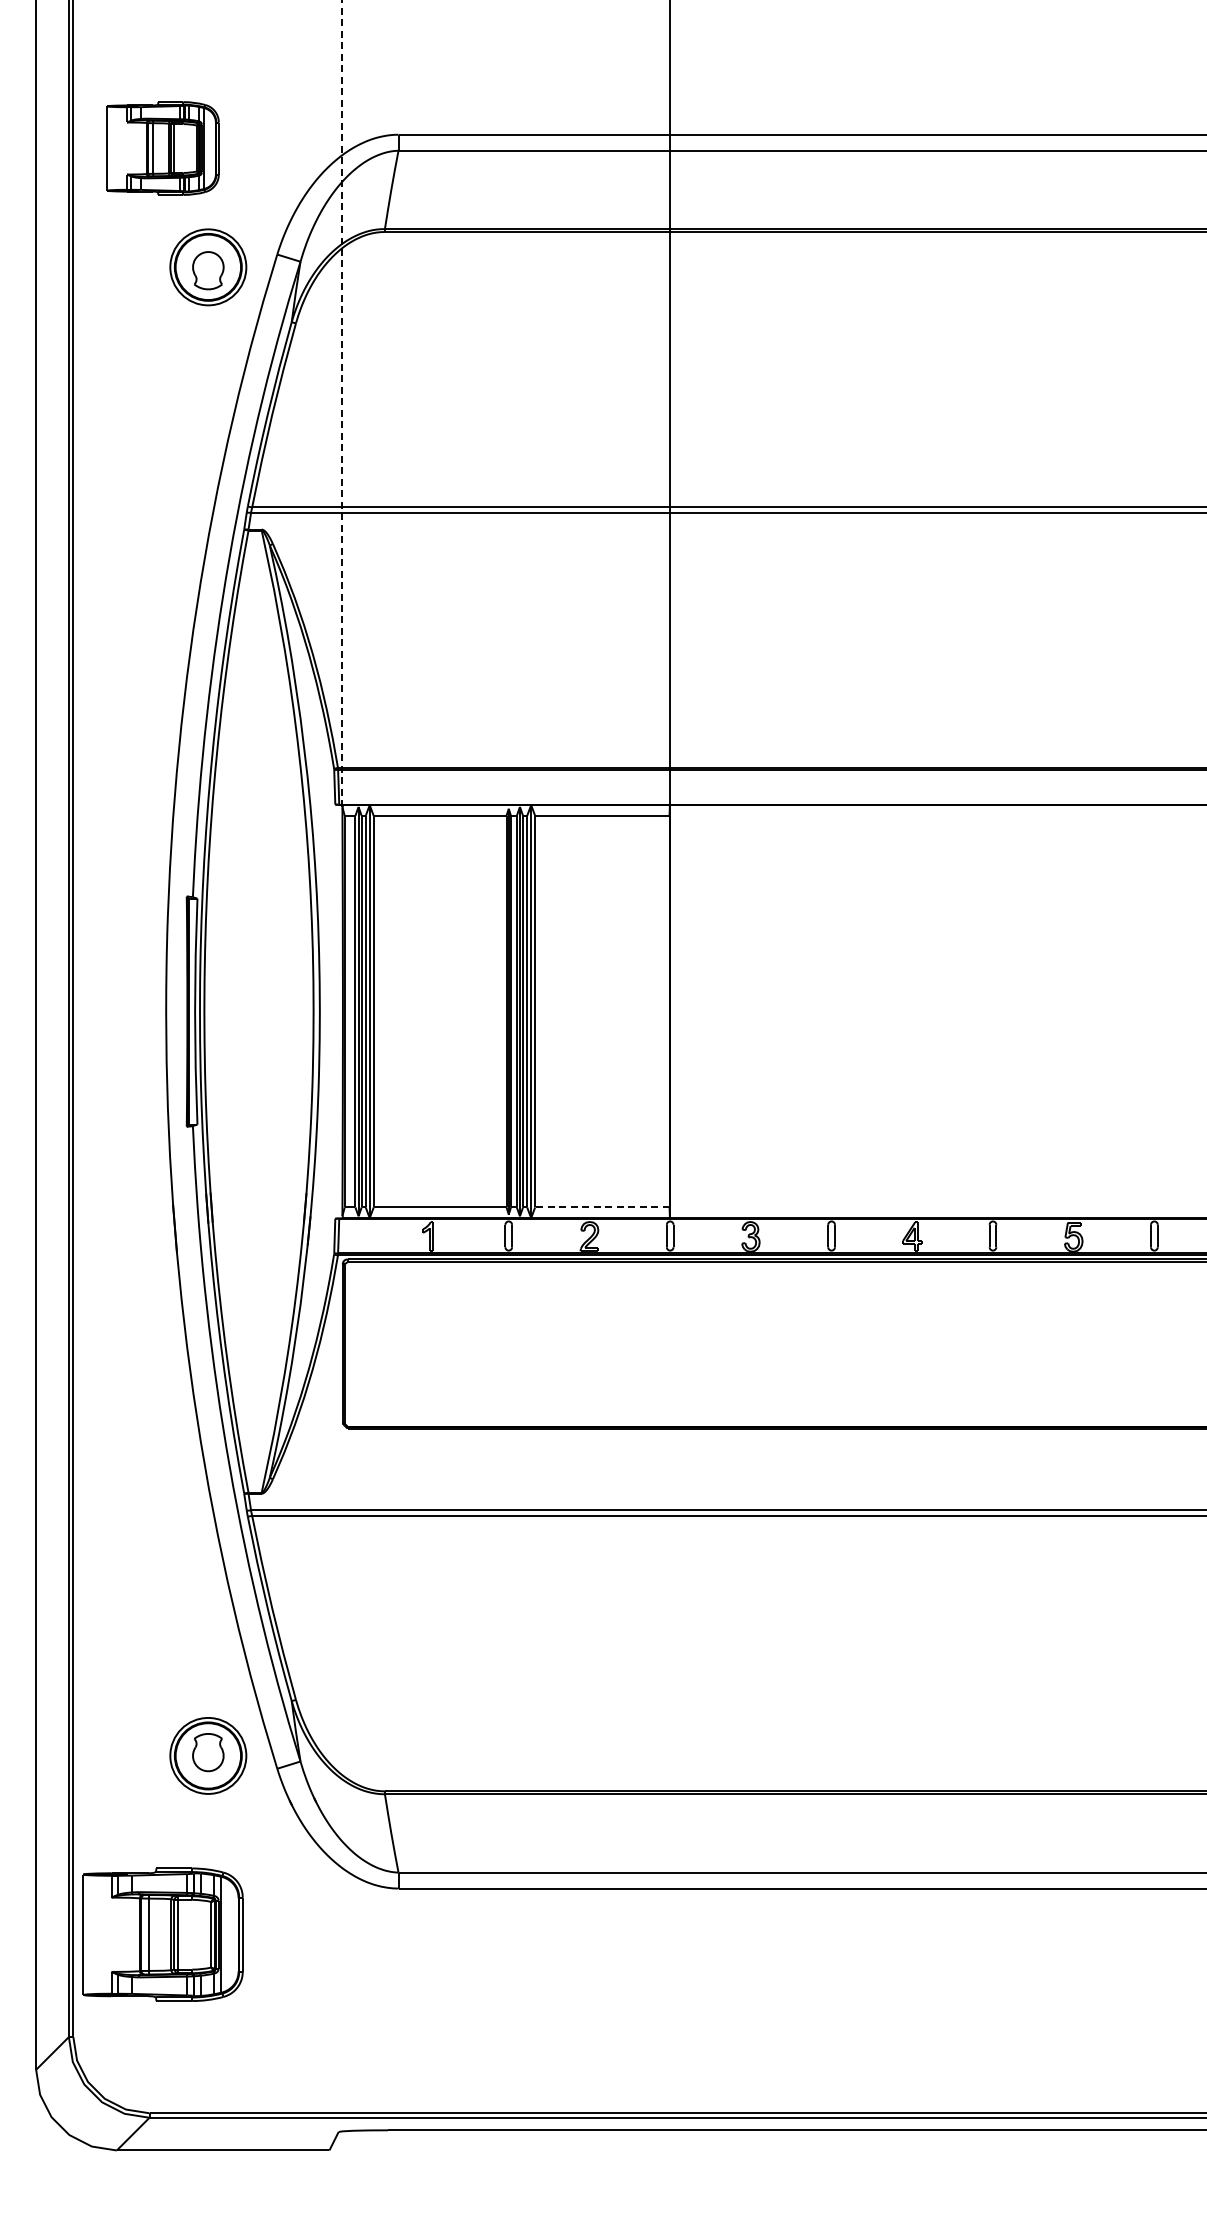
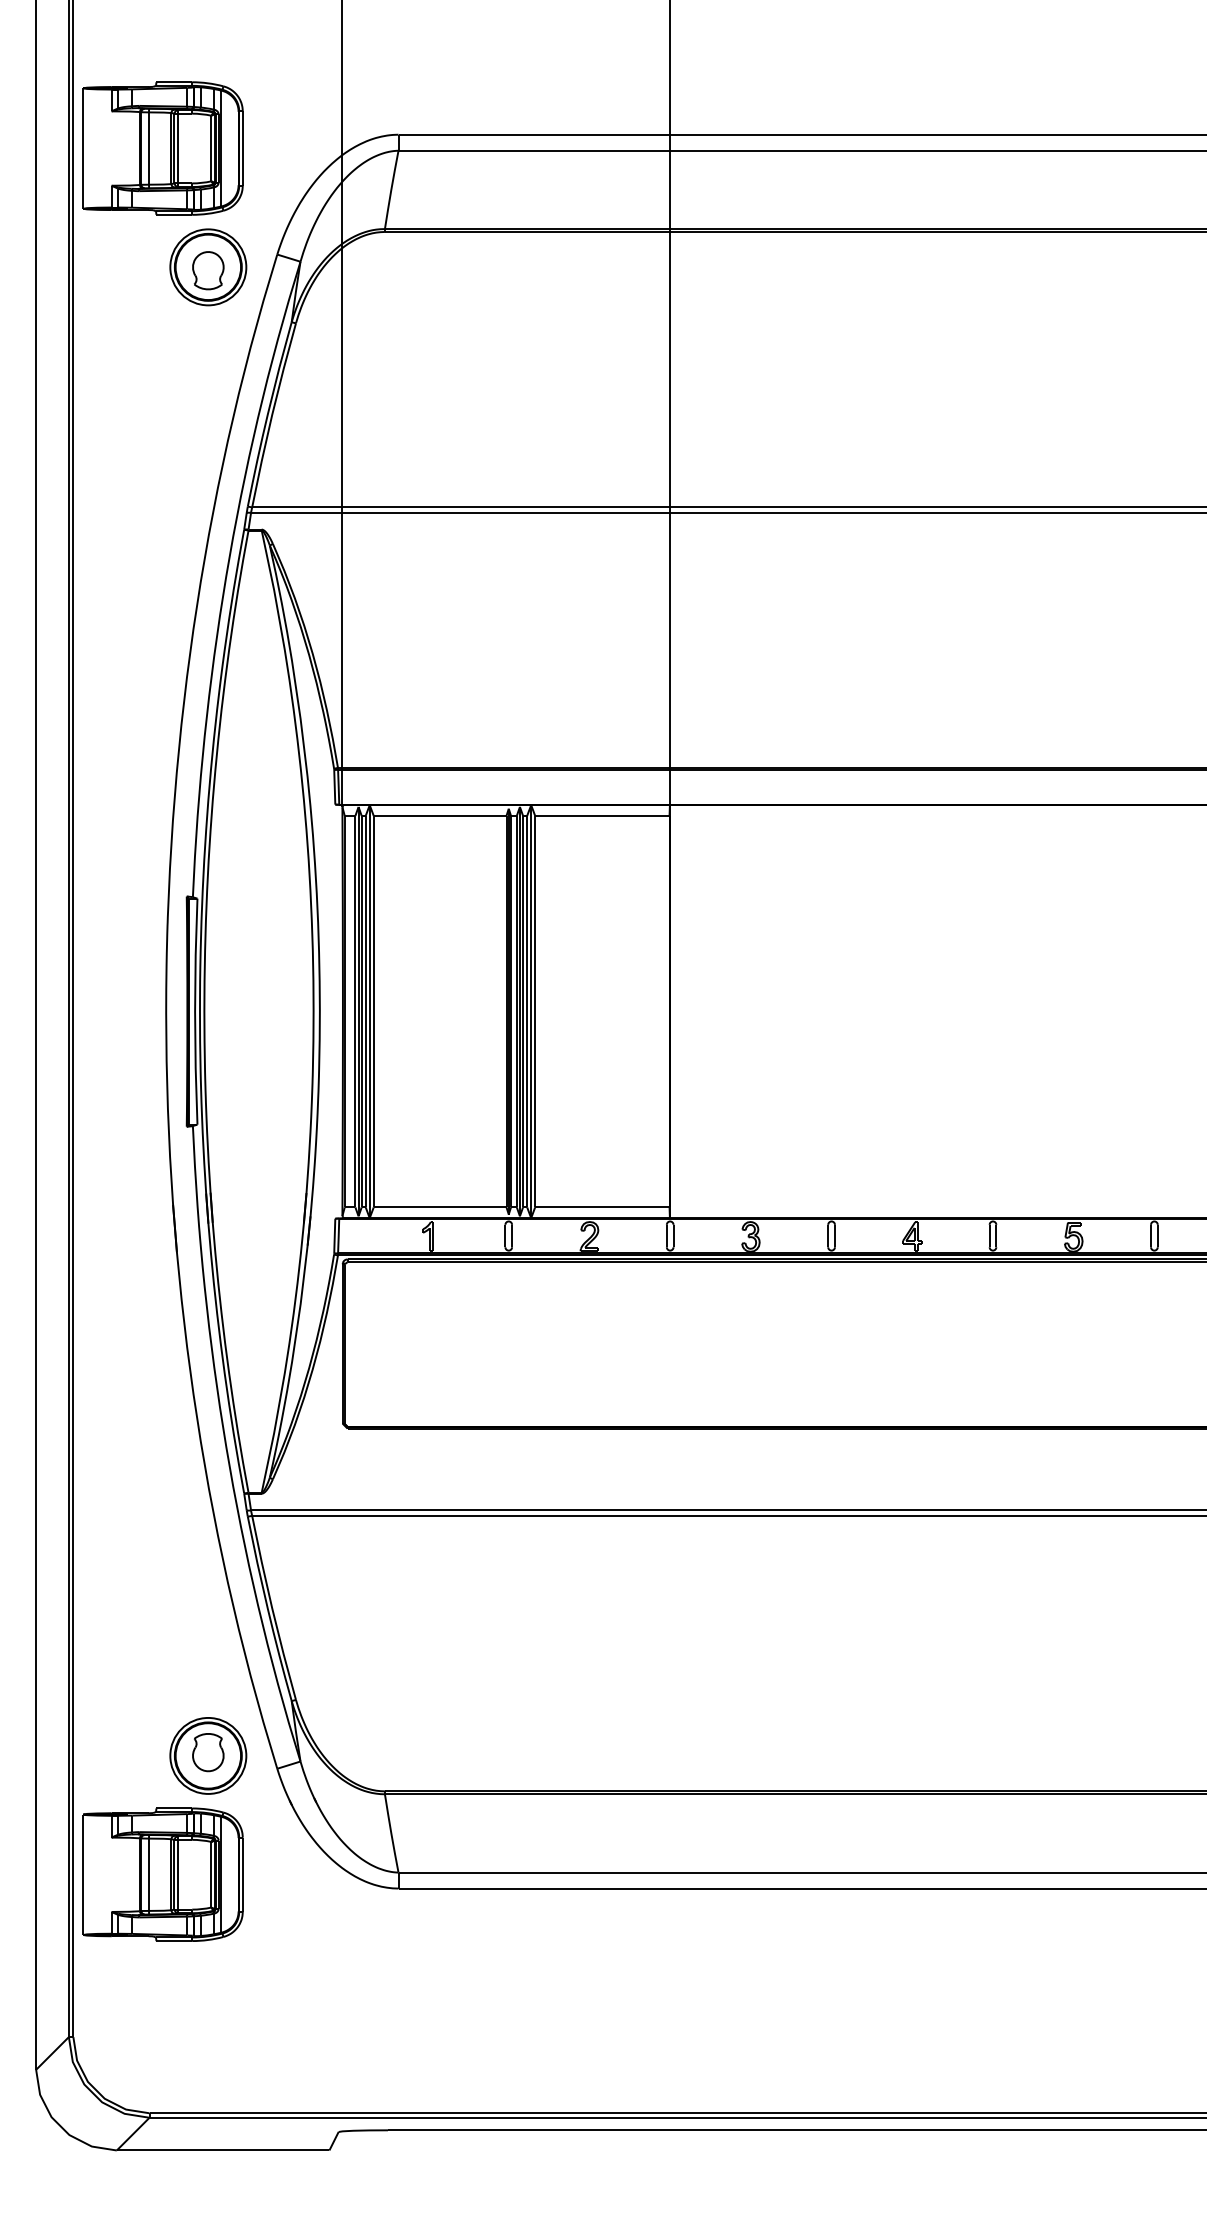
part size: 114x95 px -> 162x135 px (162, 148)
line: dashed -> solid (342, 403)
line: dashed -> solid (601, 1207)
part position: (162, 1934) -> (162, 1874) (162, 1874)
